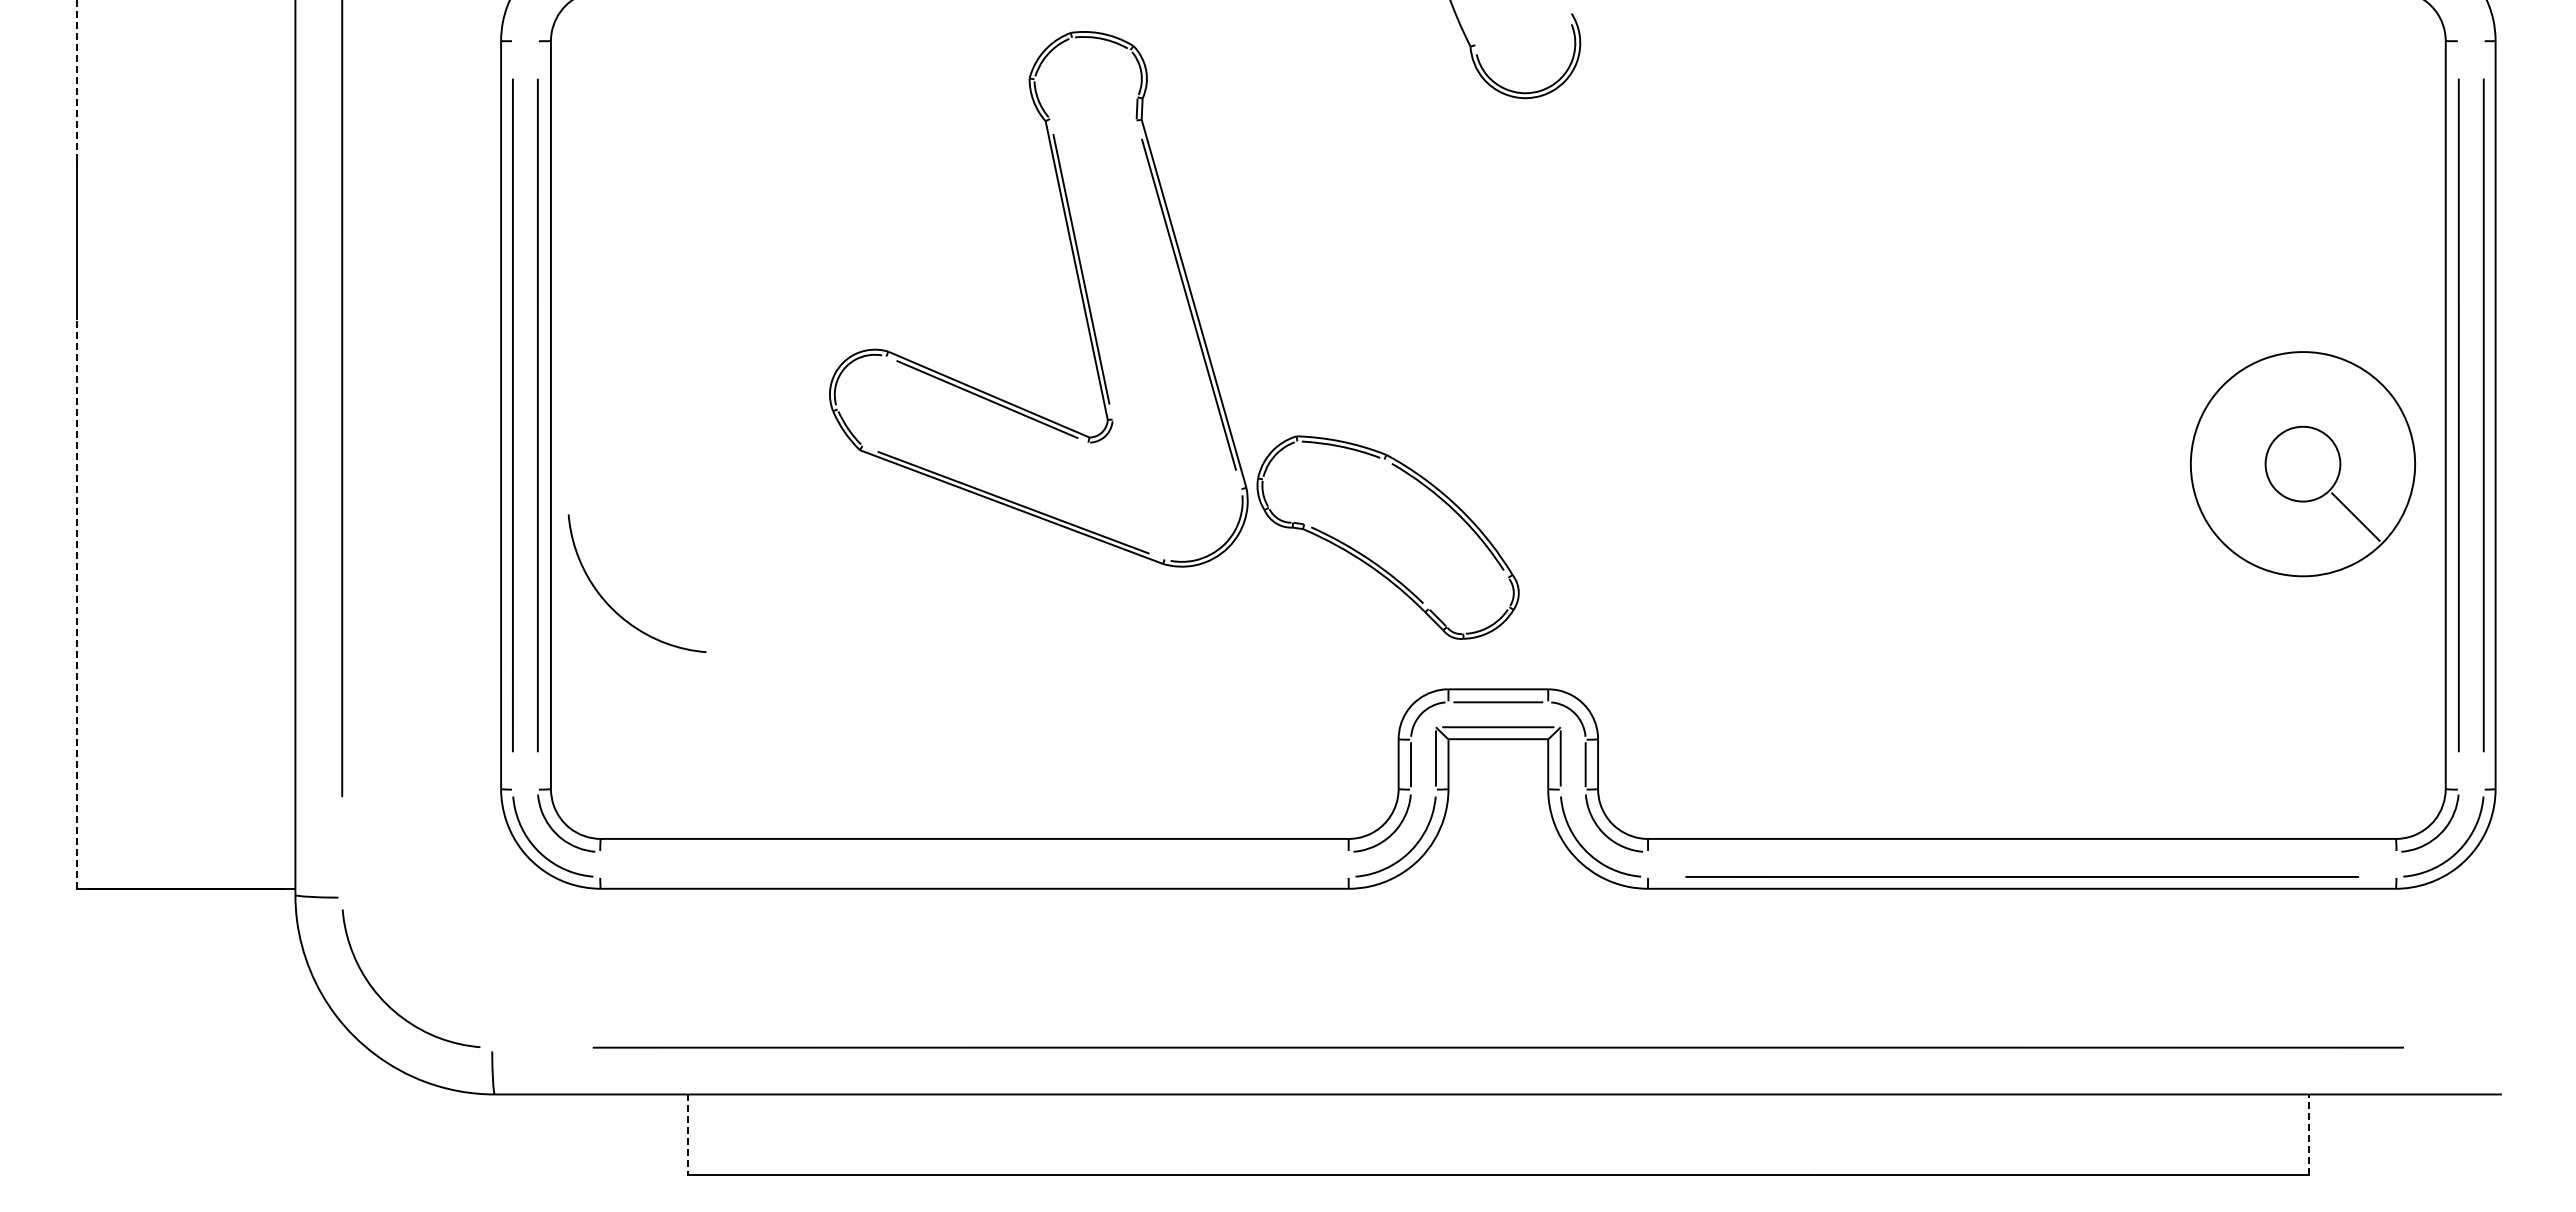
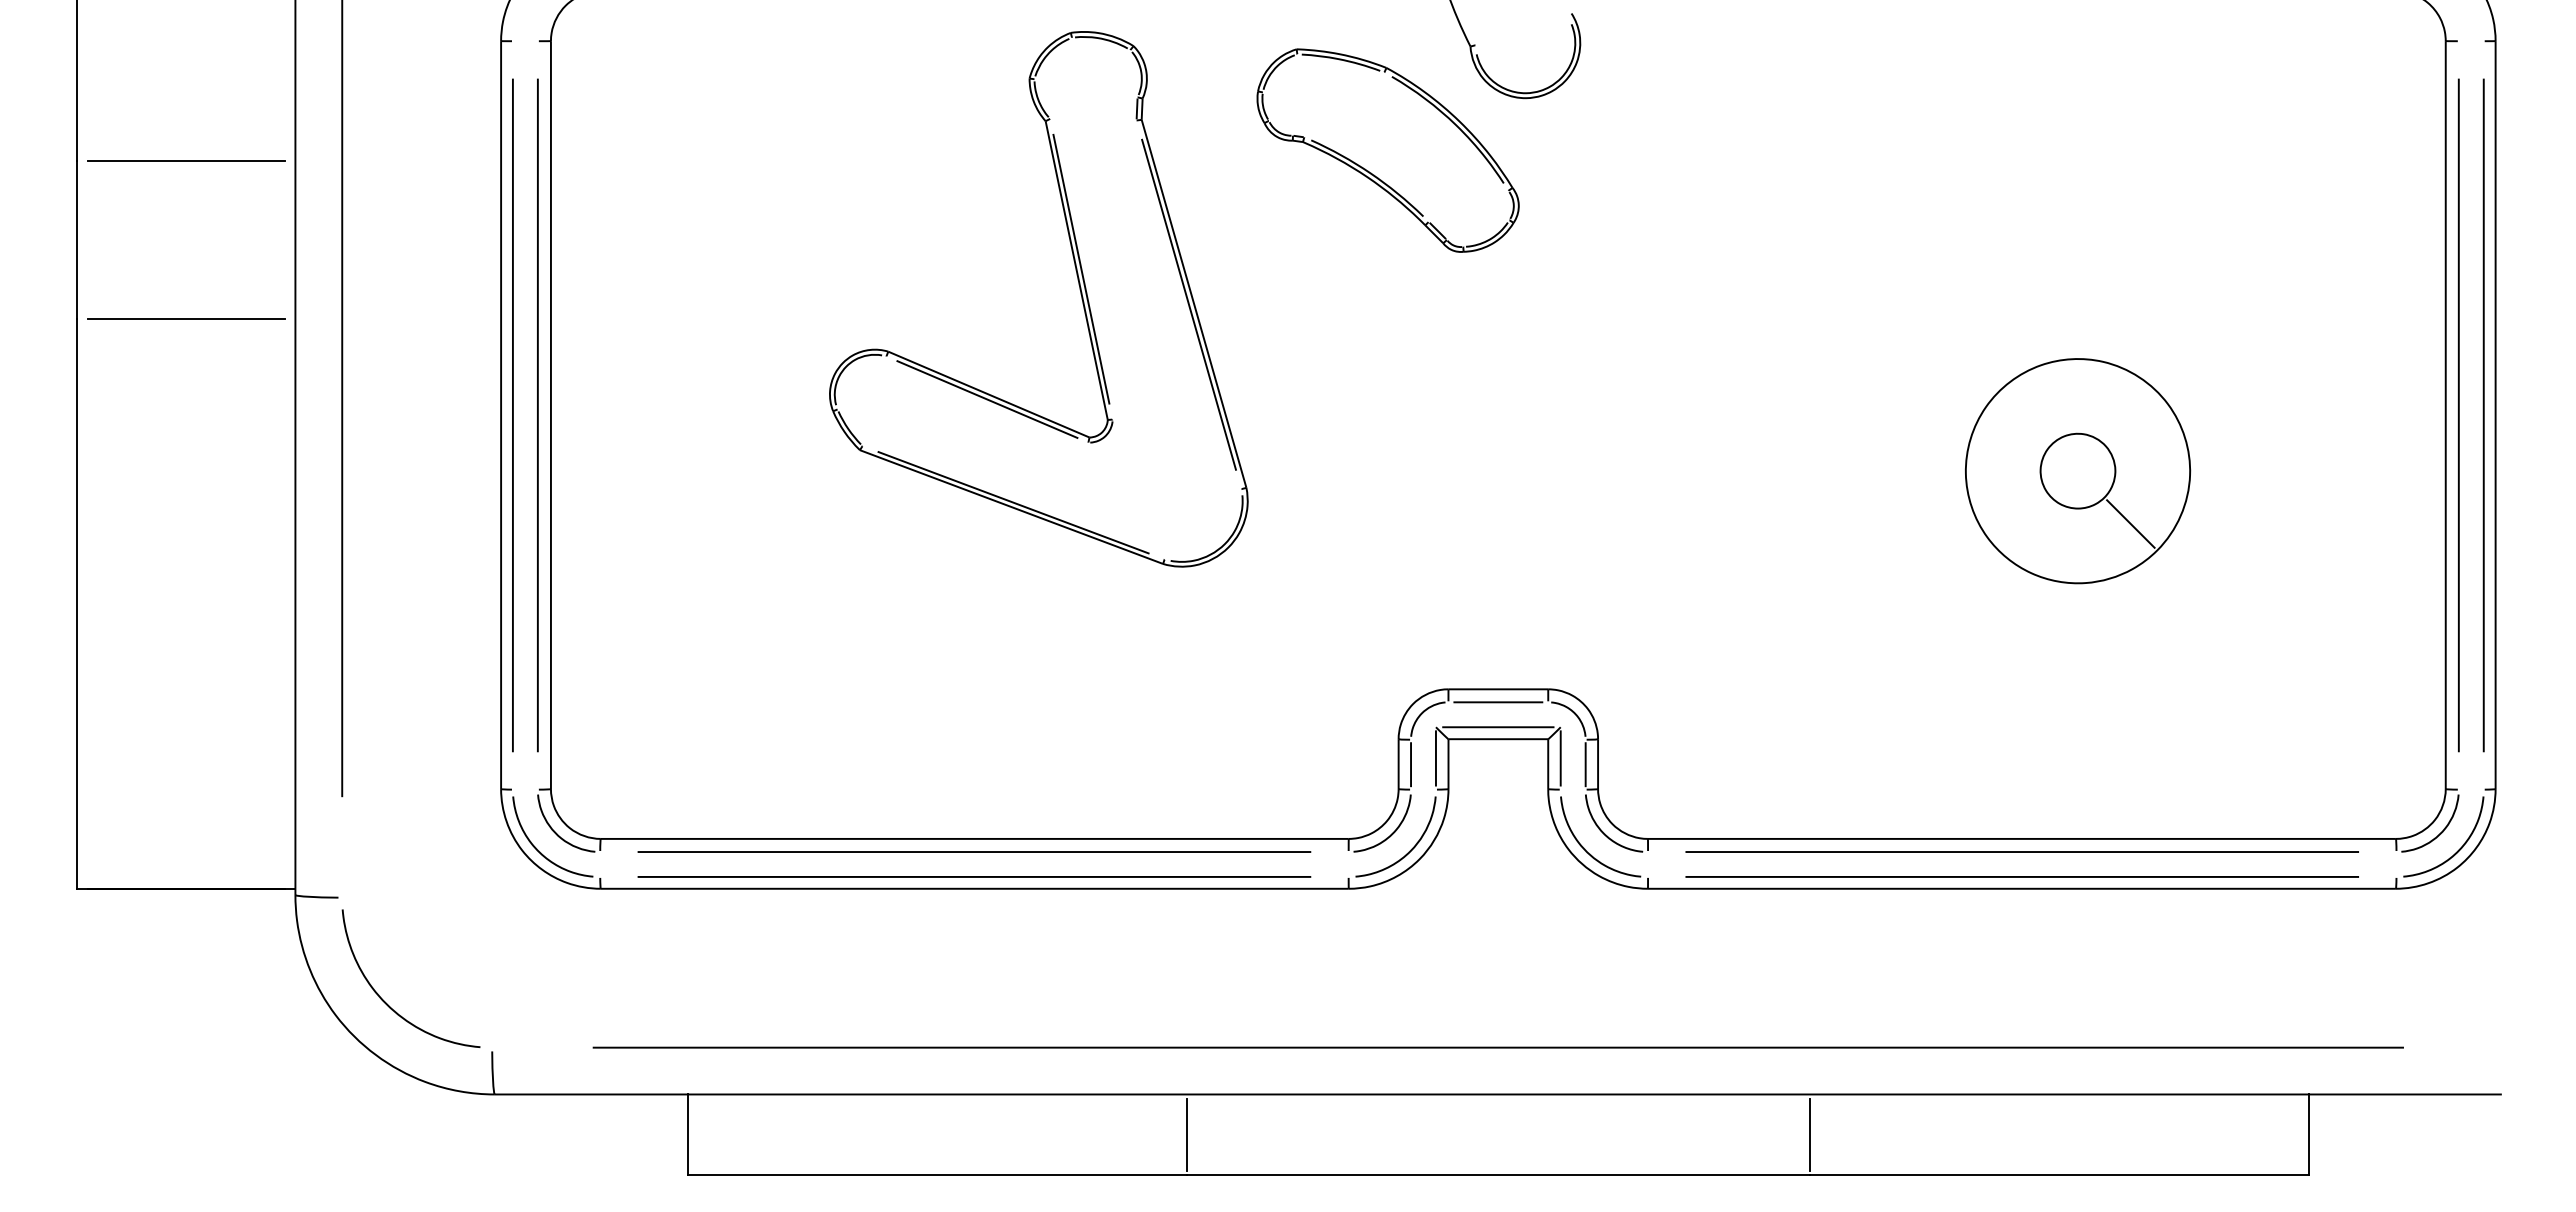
line: dashed -> solid (77, 80)
line: none -> present (186, 160)
line: none -> present (186, 318)
part position: (2303, 464) -> (2078, 471) (2078, 471)
part position: (1387, 537) -> (1387, 150) (1387, 150)
line: dashed -> solid (77, 603)
curve: present -> none (612, 607)
line: none -> present (974, 851)
line: none -> present (2021, 851)
line: none -> present (974, 876)
line: dashed -> solid (688, 1134)
line: none -> present (1186, 1134)
line: none -> present (1810, 1134)
line: dashed -> solid (2308, 1134)
